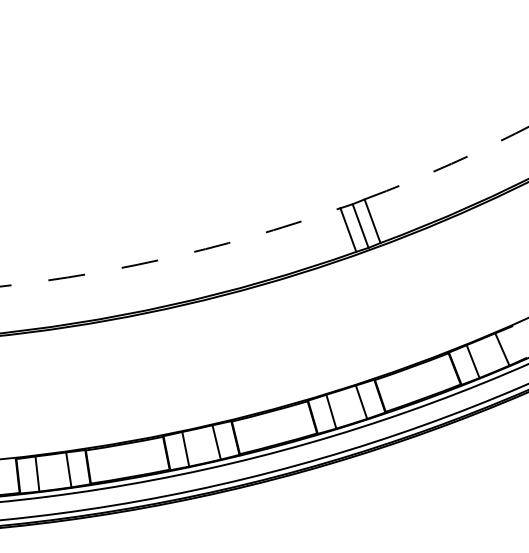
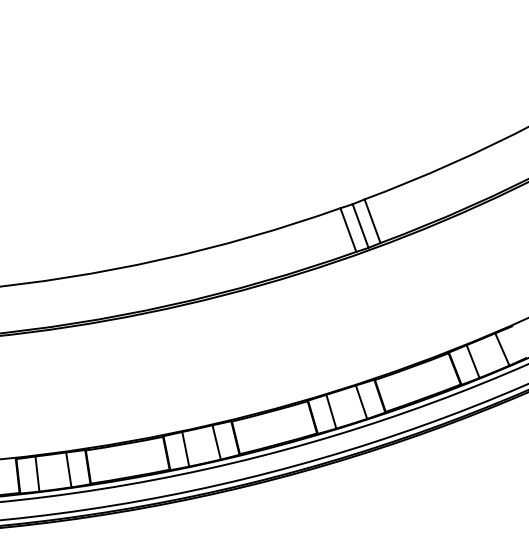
arc: dashed -> solid (447, 165)
arc: dashed -> solid (173, 256)
